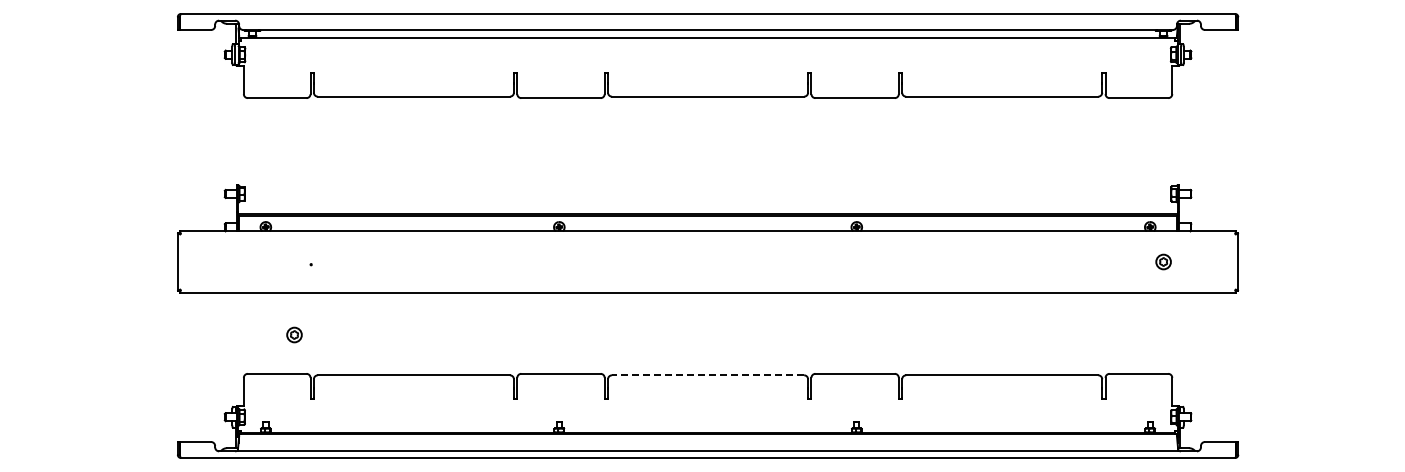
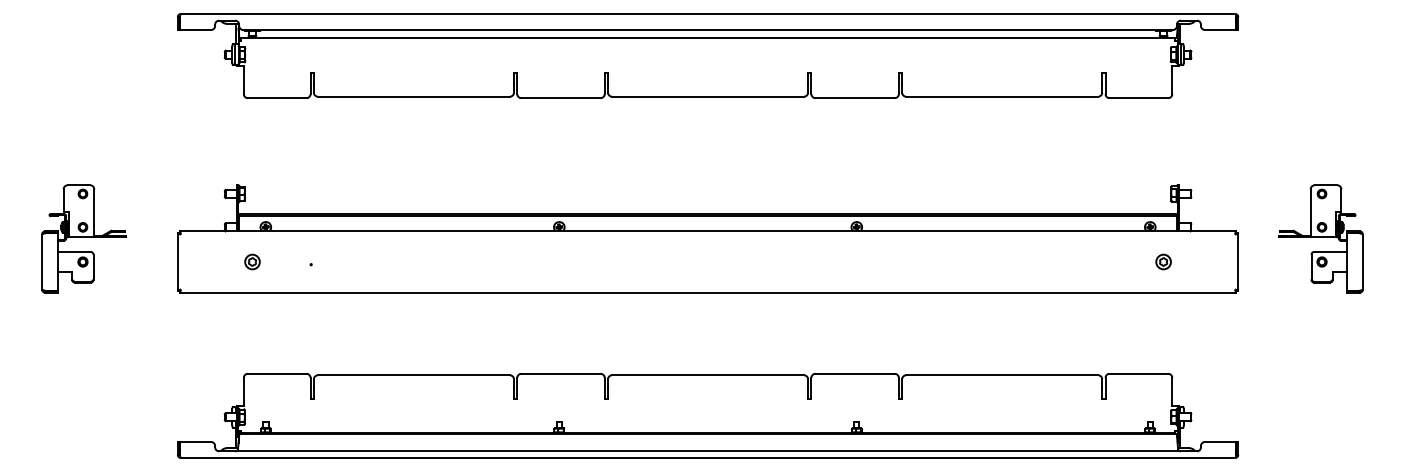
part: none -> present (83, 238)
part: none -> present (1320, 238)
part position: (294, 334) -> (252, 261) (252, 261)
line: dashed -> solid (707, 375)
